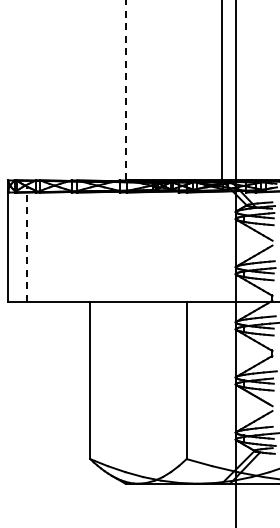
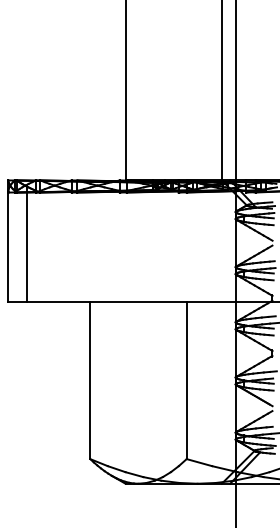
line: dashed -> solid (125, 90)
line: dashed -> solid (26, 244)
